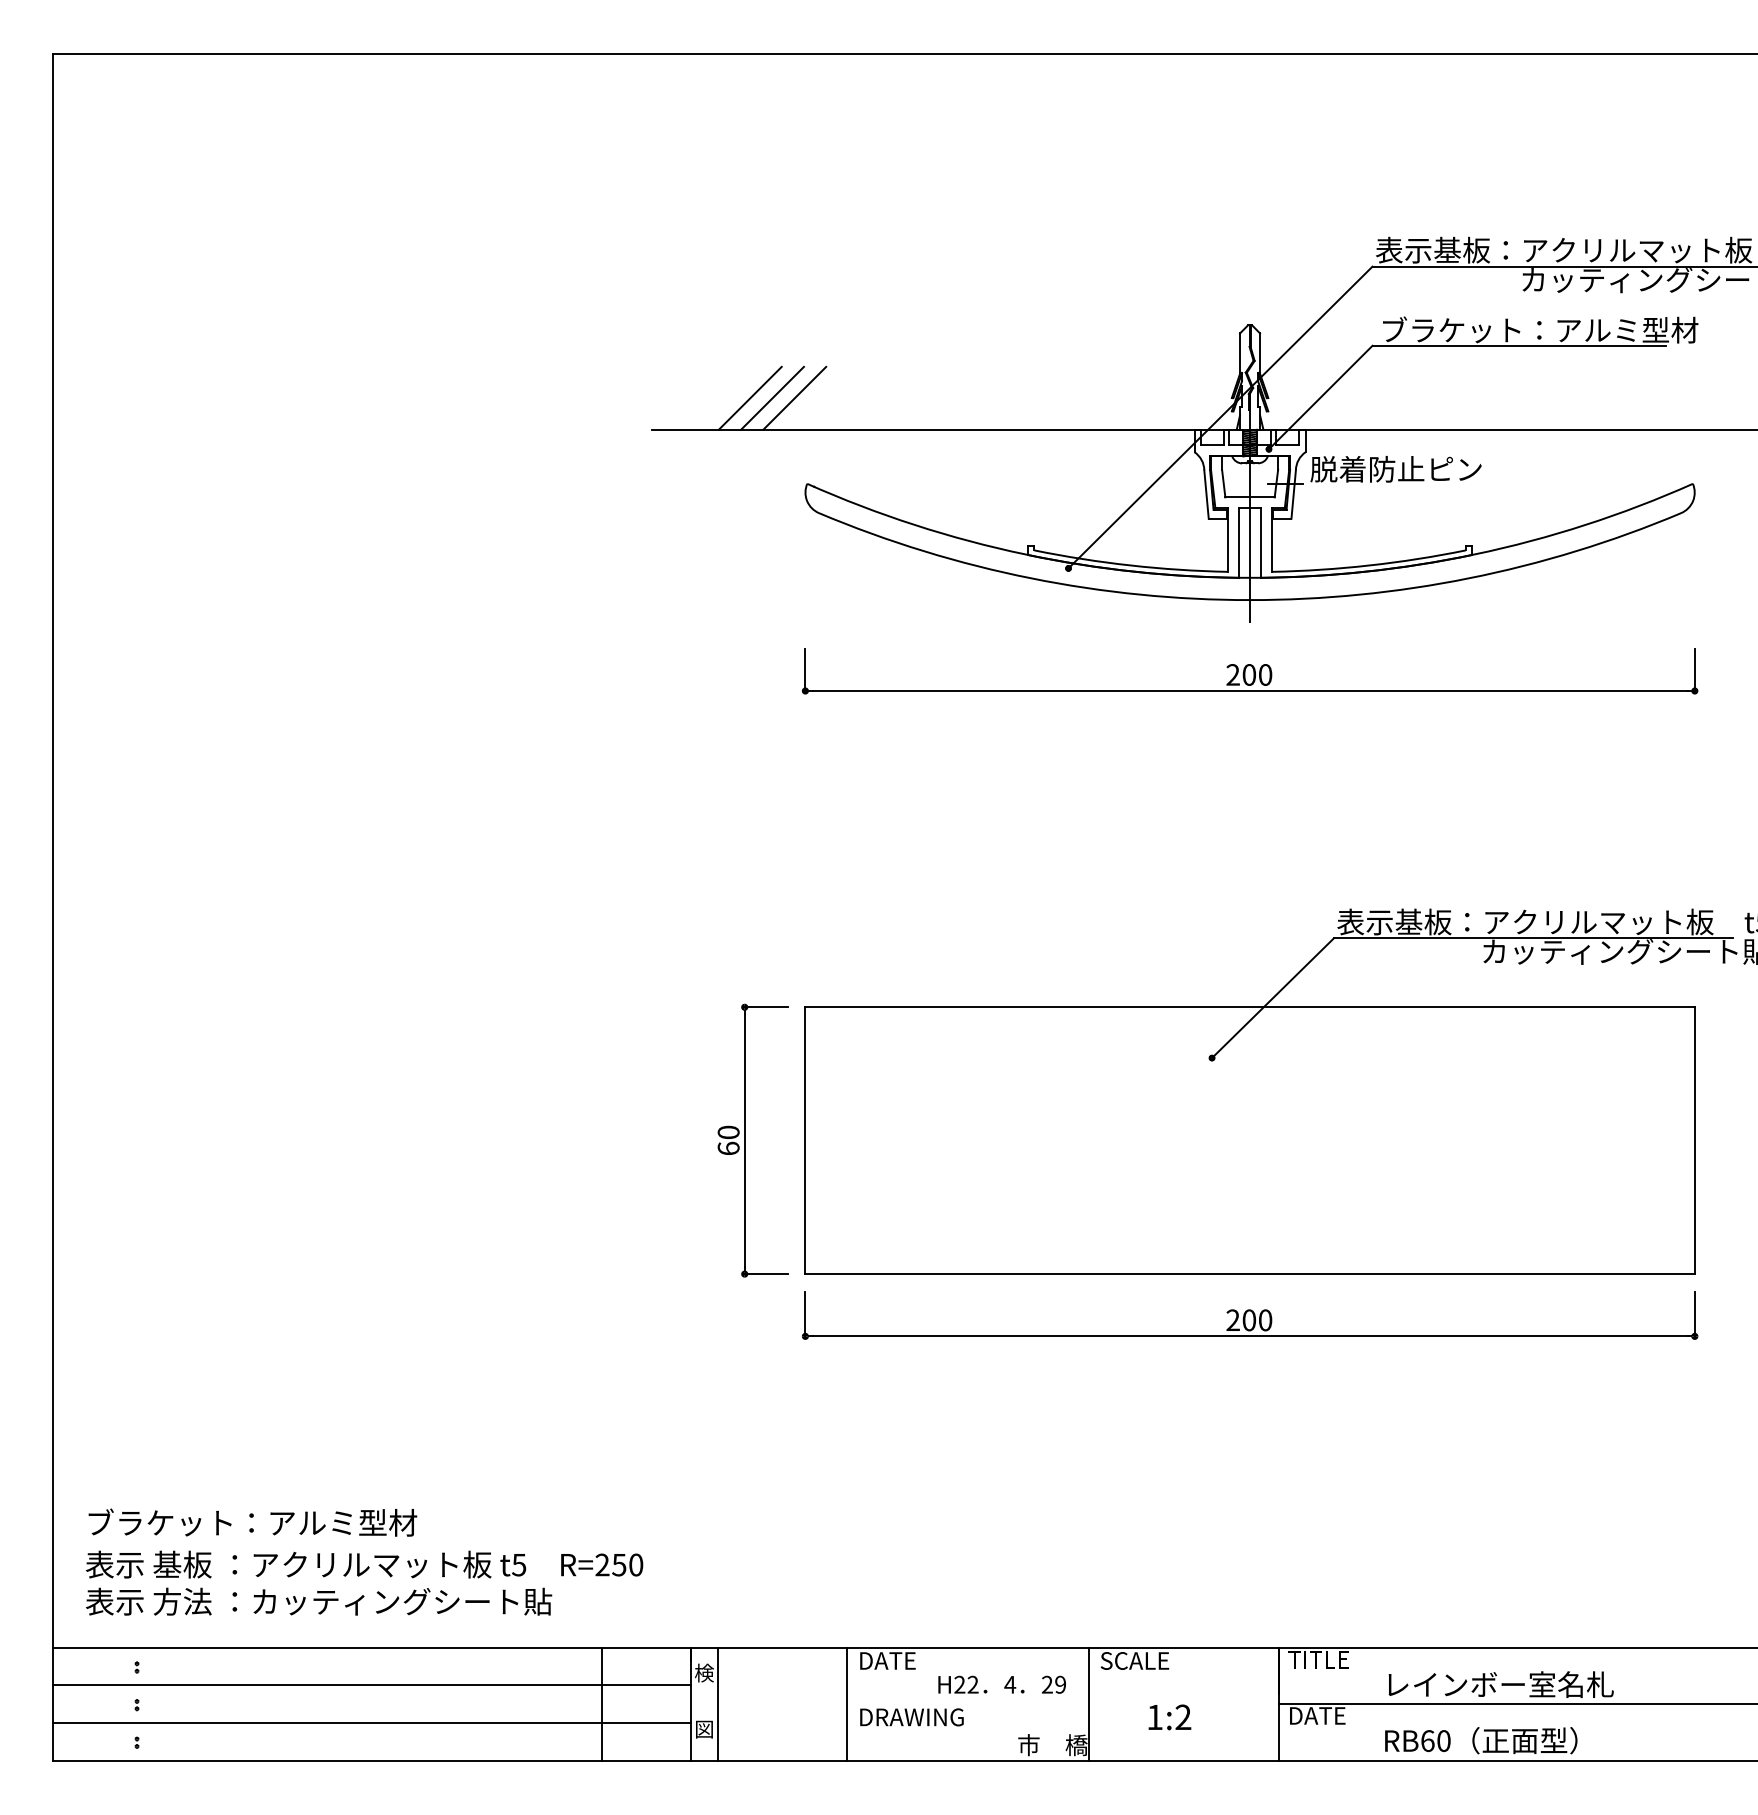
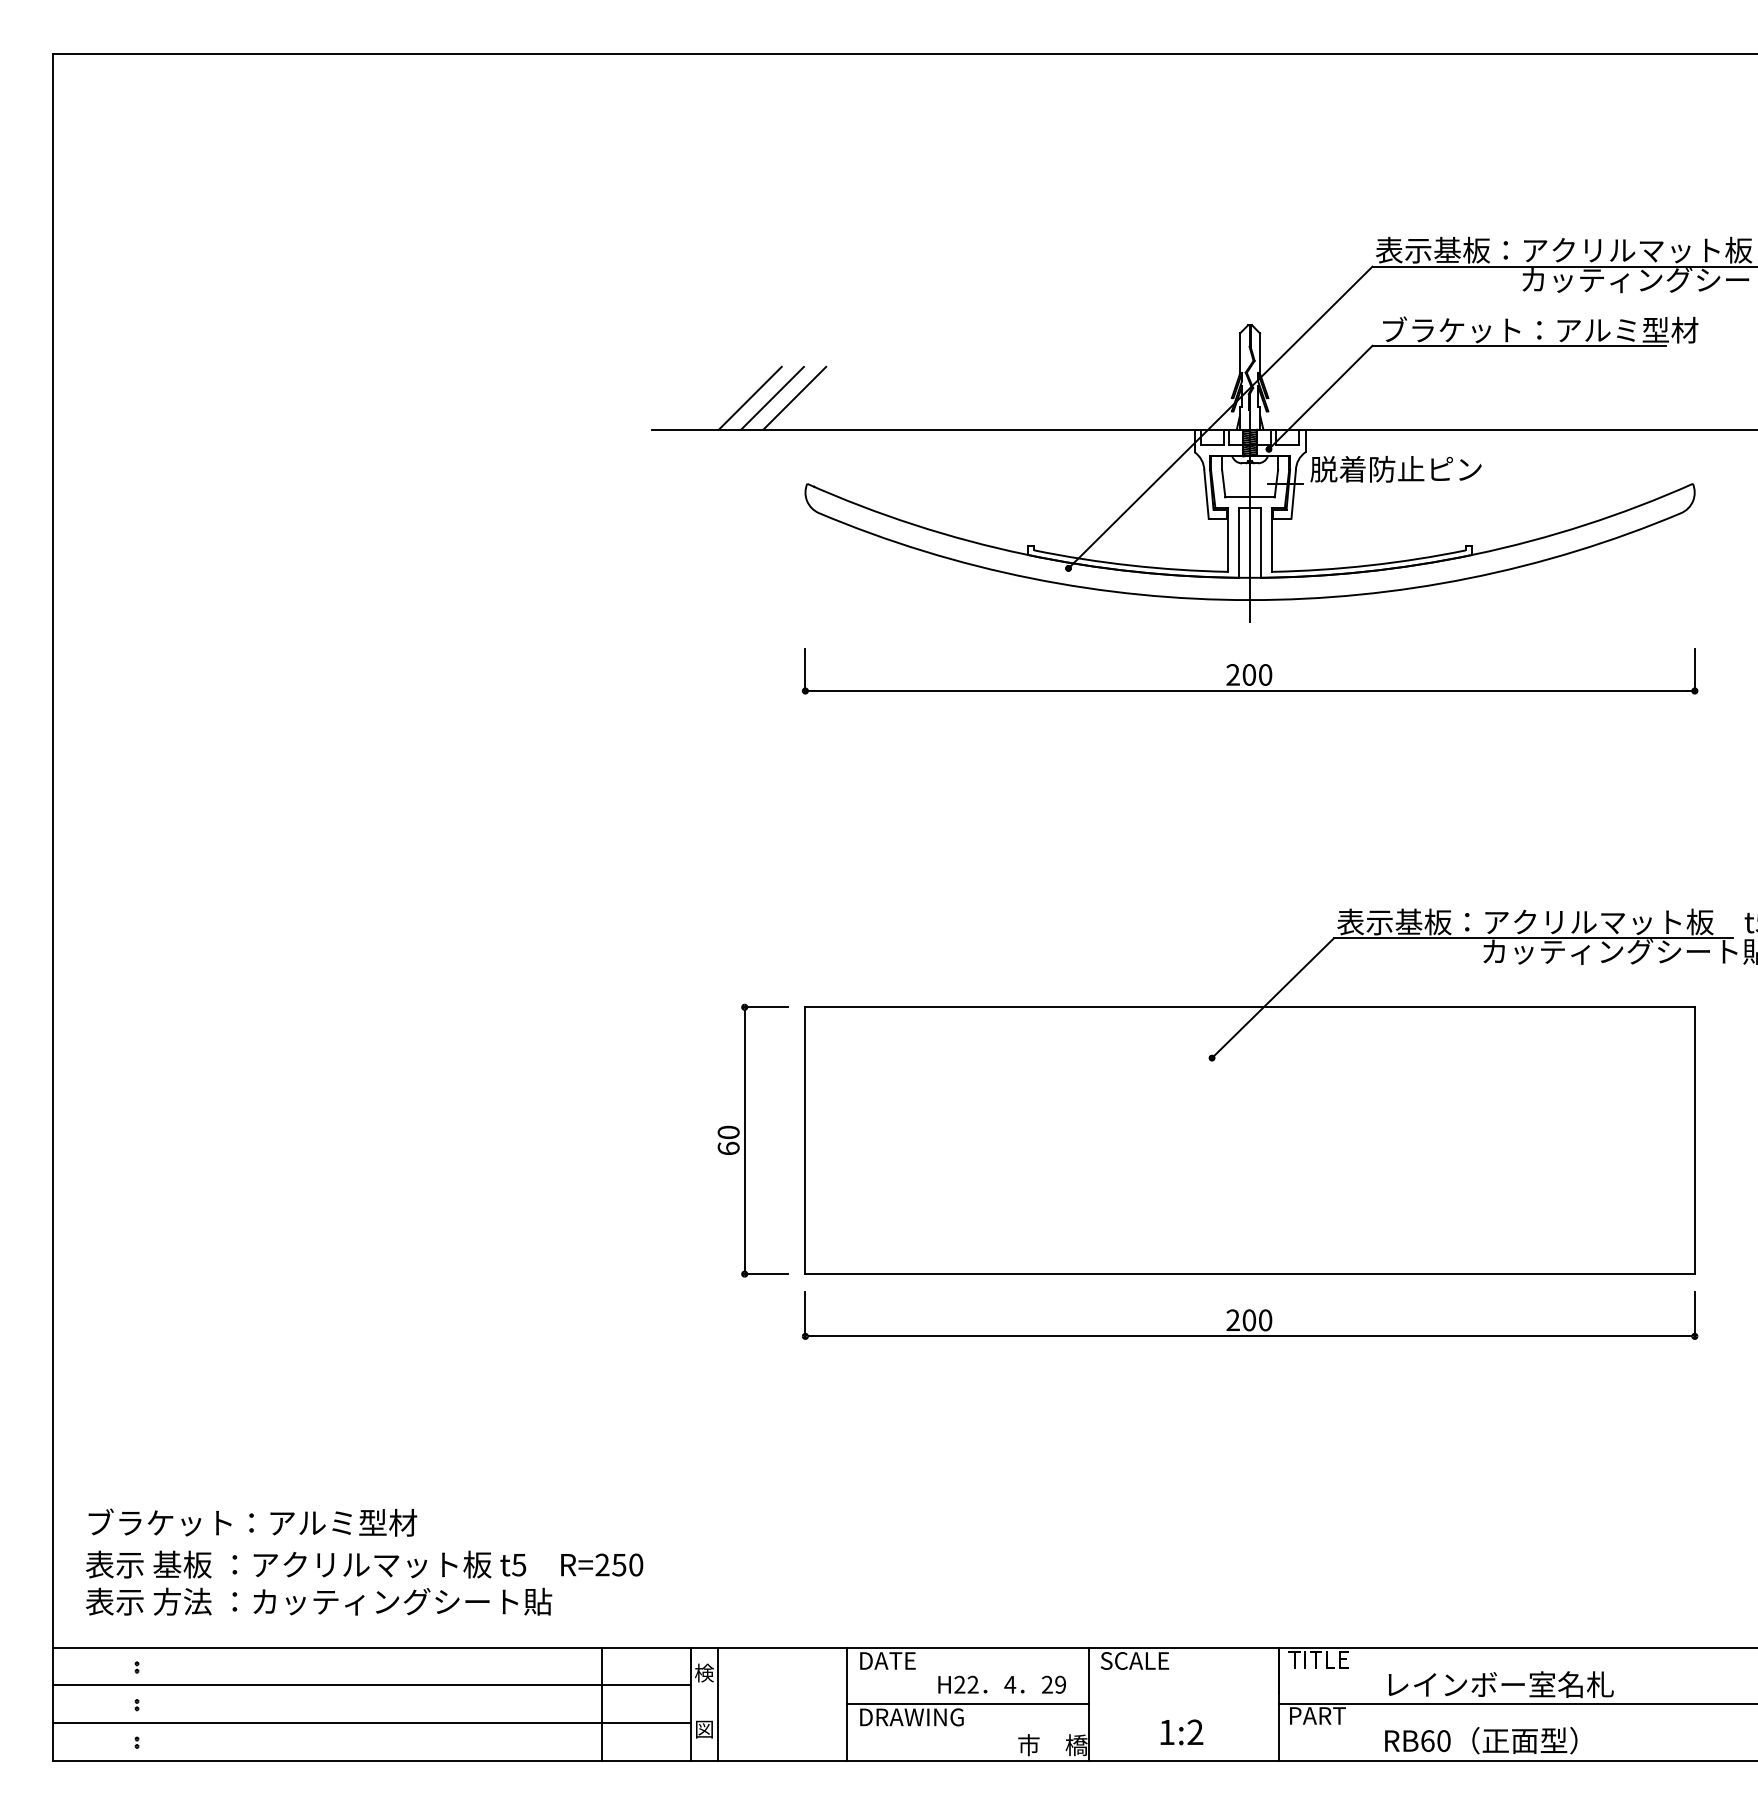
line: none -> present (967, 1704)
text: DATE -> PART (1318, 1715)
text position: (1169, 1717) -> (1181, 1732) (1181, 1732)
